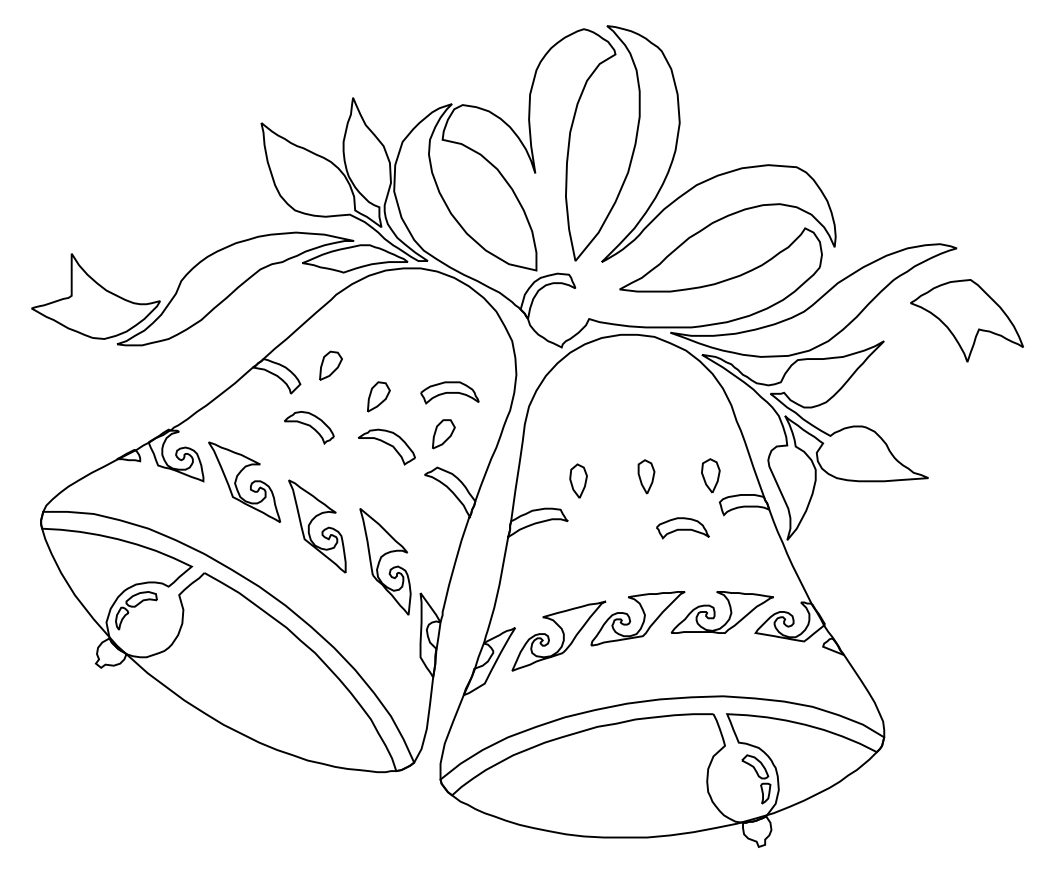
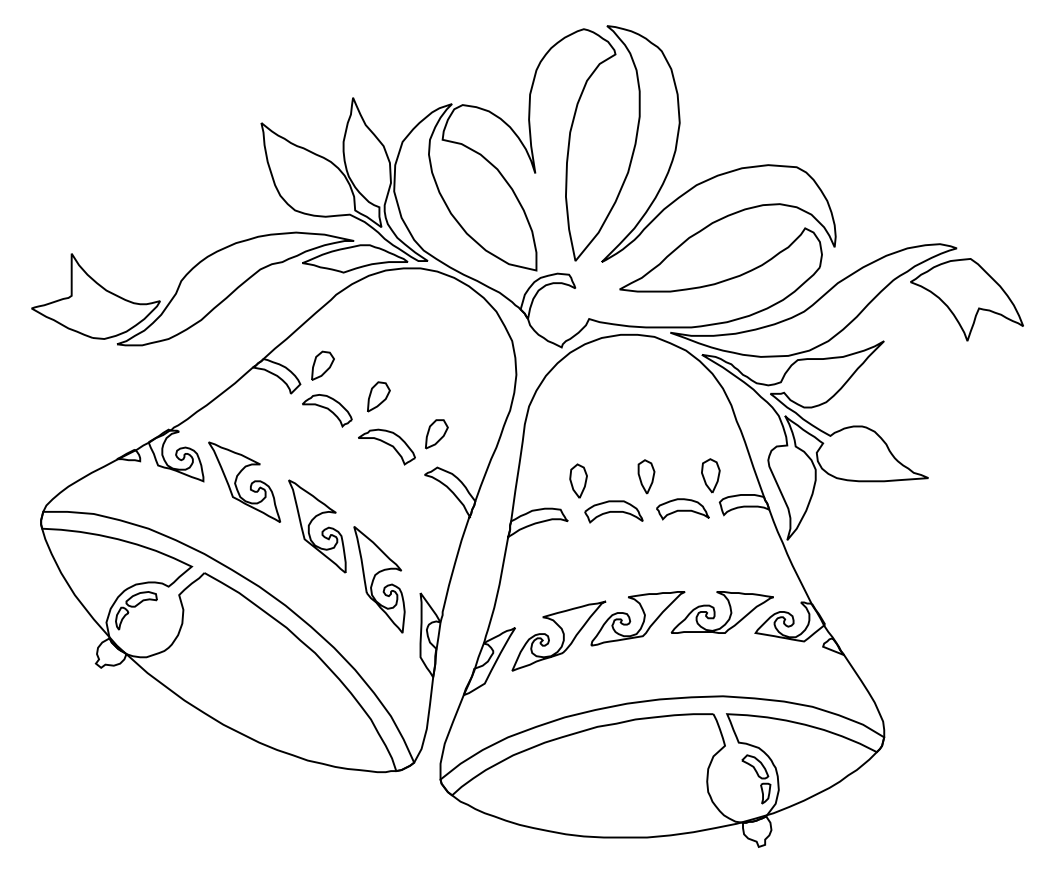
part position: (966, 320) -> (966, 299) (966, 299)
part position: (330, 365) -> (322, 365) (322, 365)
part position: (449, 392) -> (613, 511) (613, 511)
part position: (309, 427) -> (327, 410) (327, 410)
part position: (443, 434) -> (436, 434) (436, 434)
part position: (682, 528) -> (682, 509) (682, 509)
part position: (385, 561) -> (379, 579) (379, 579)
